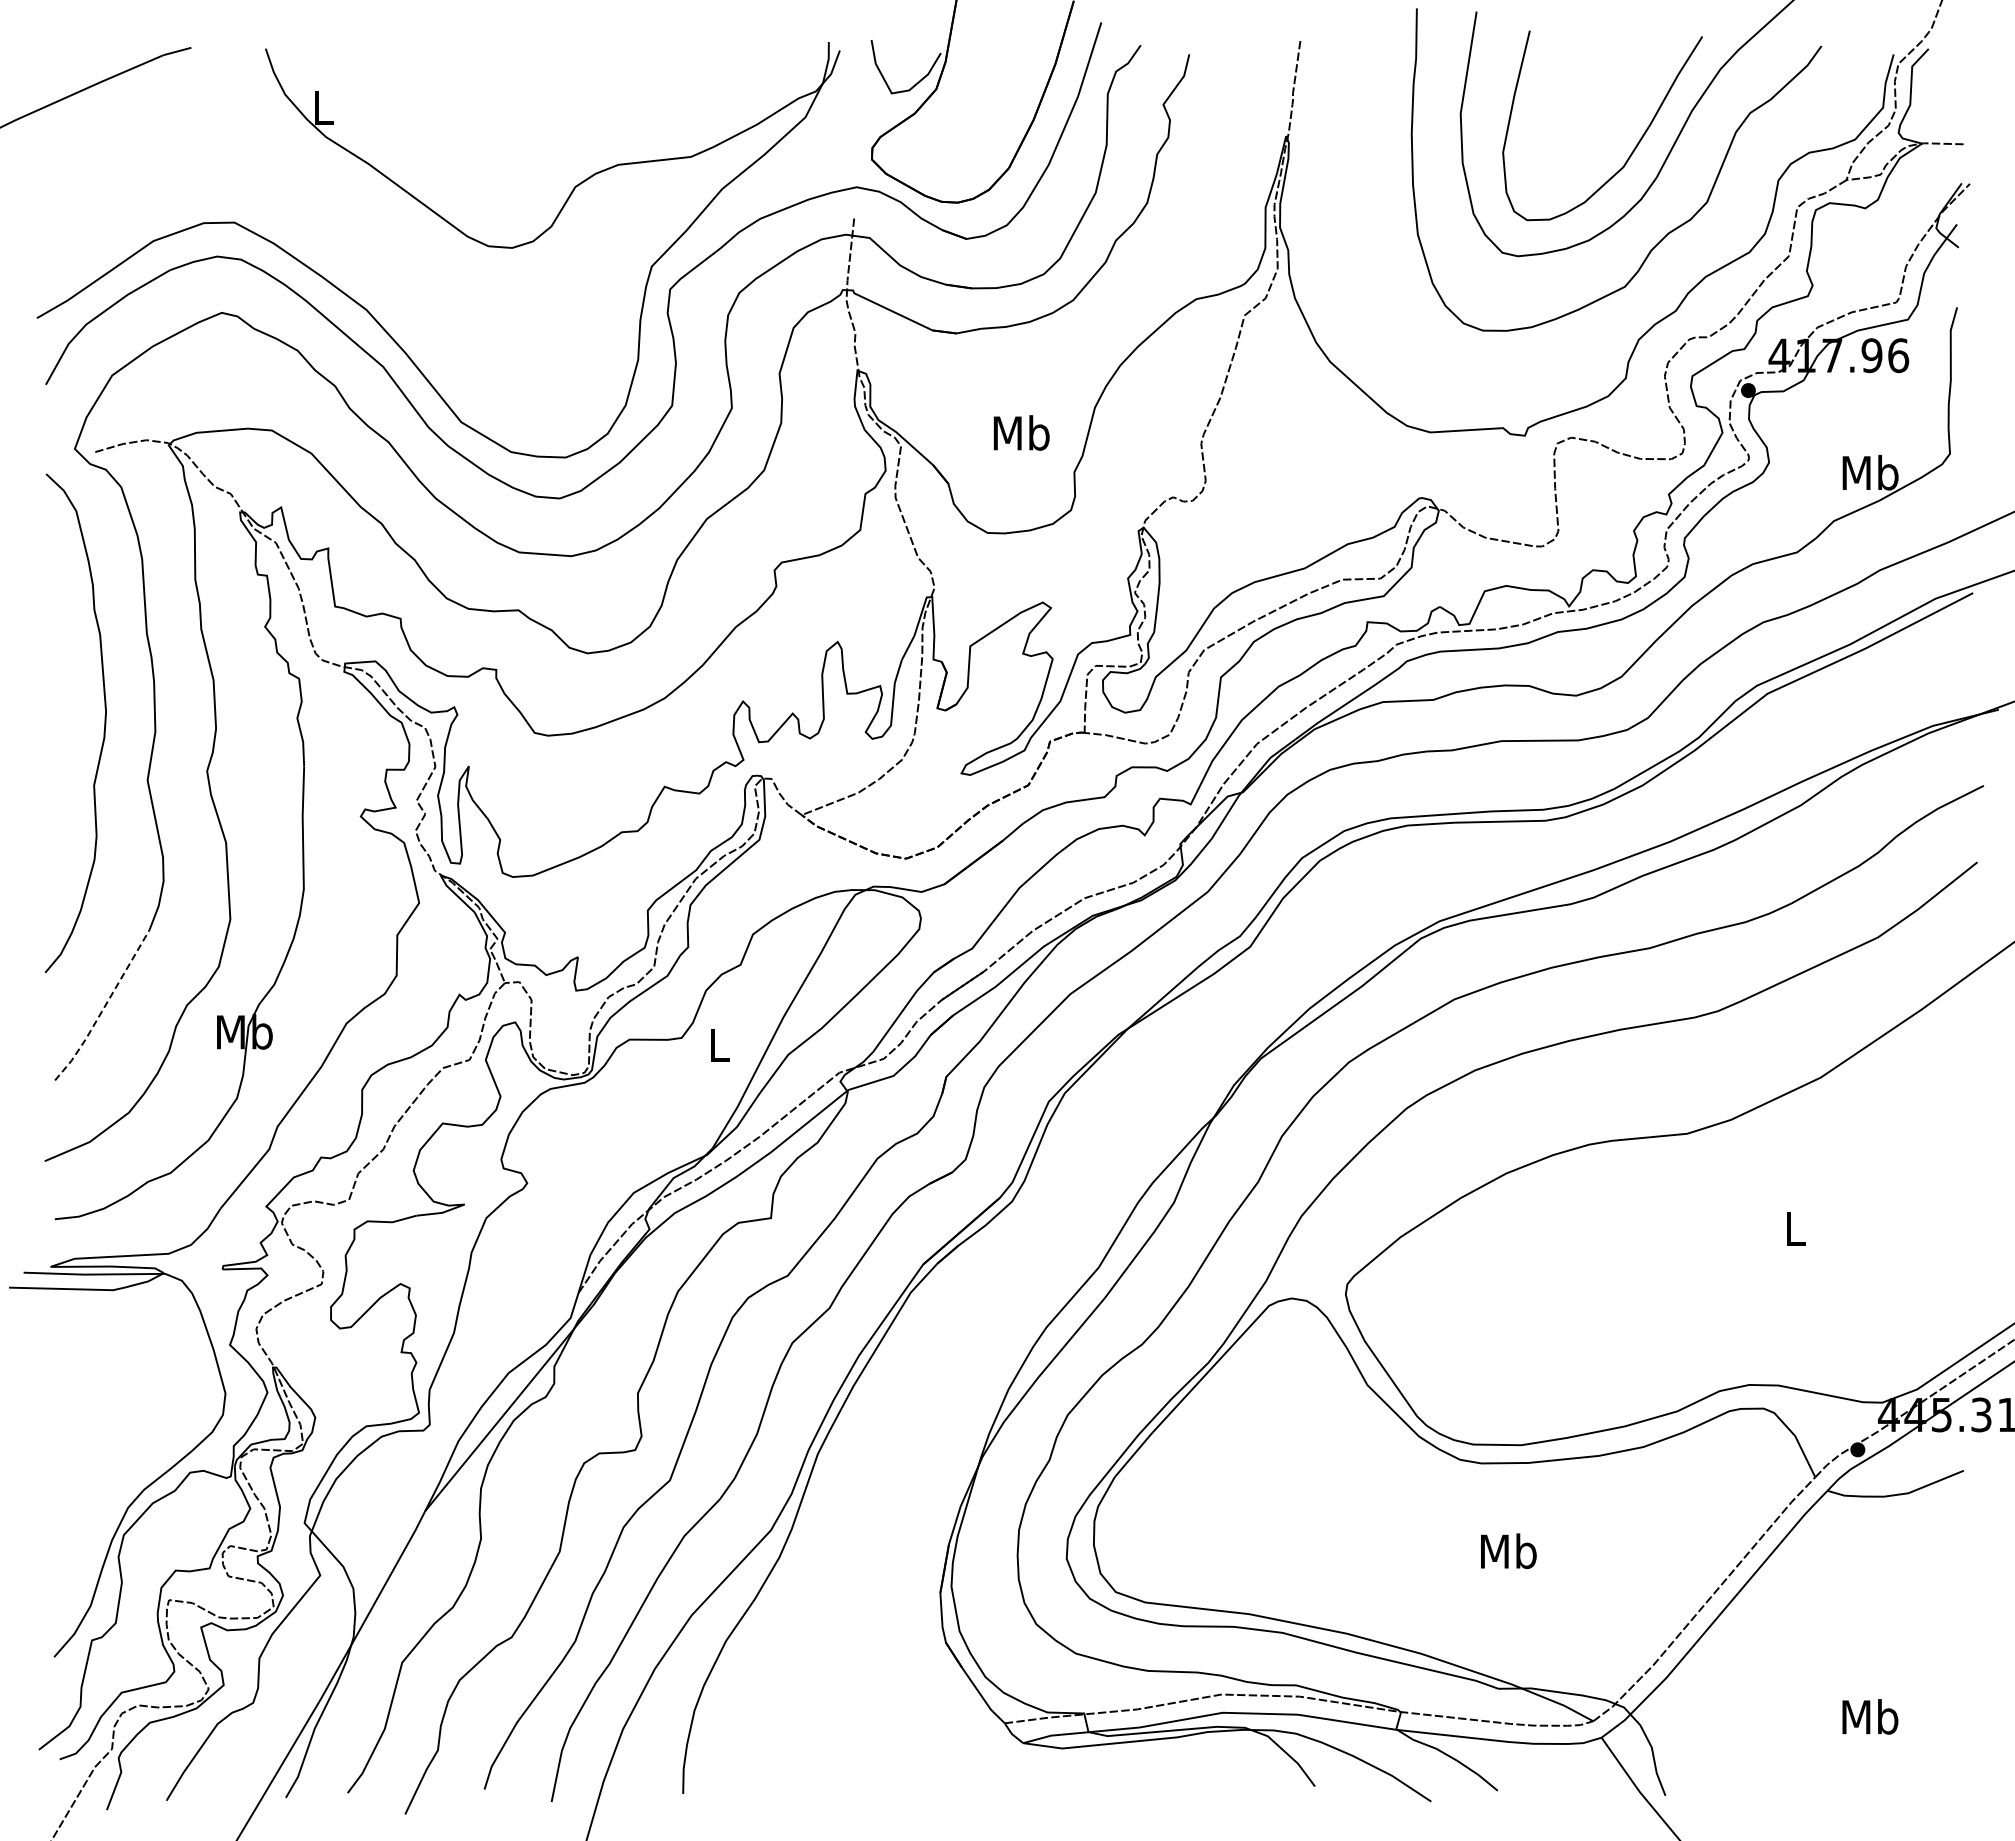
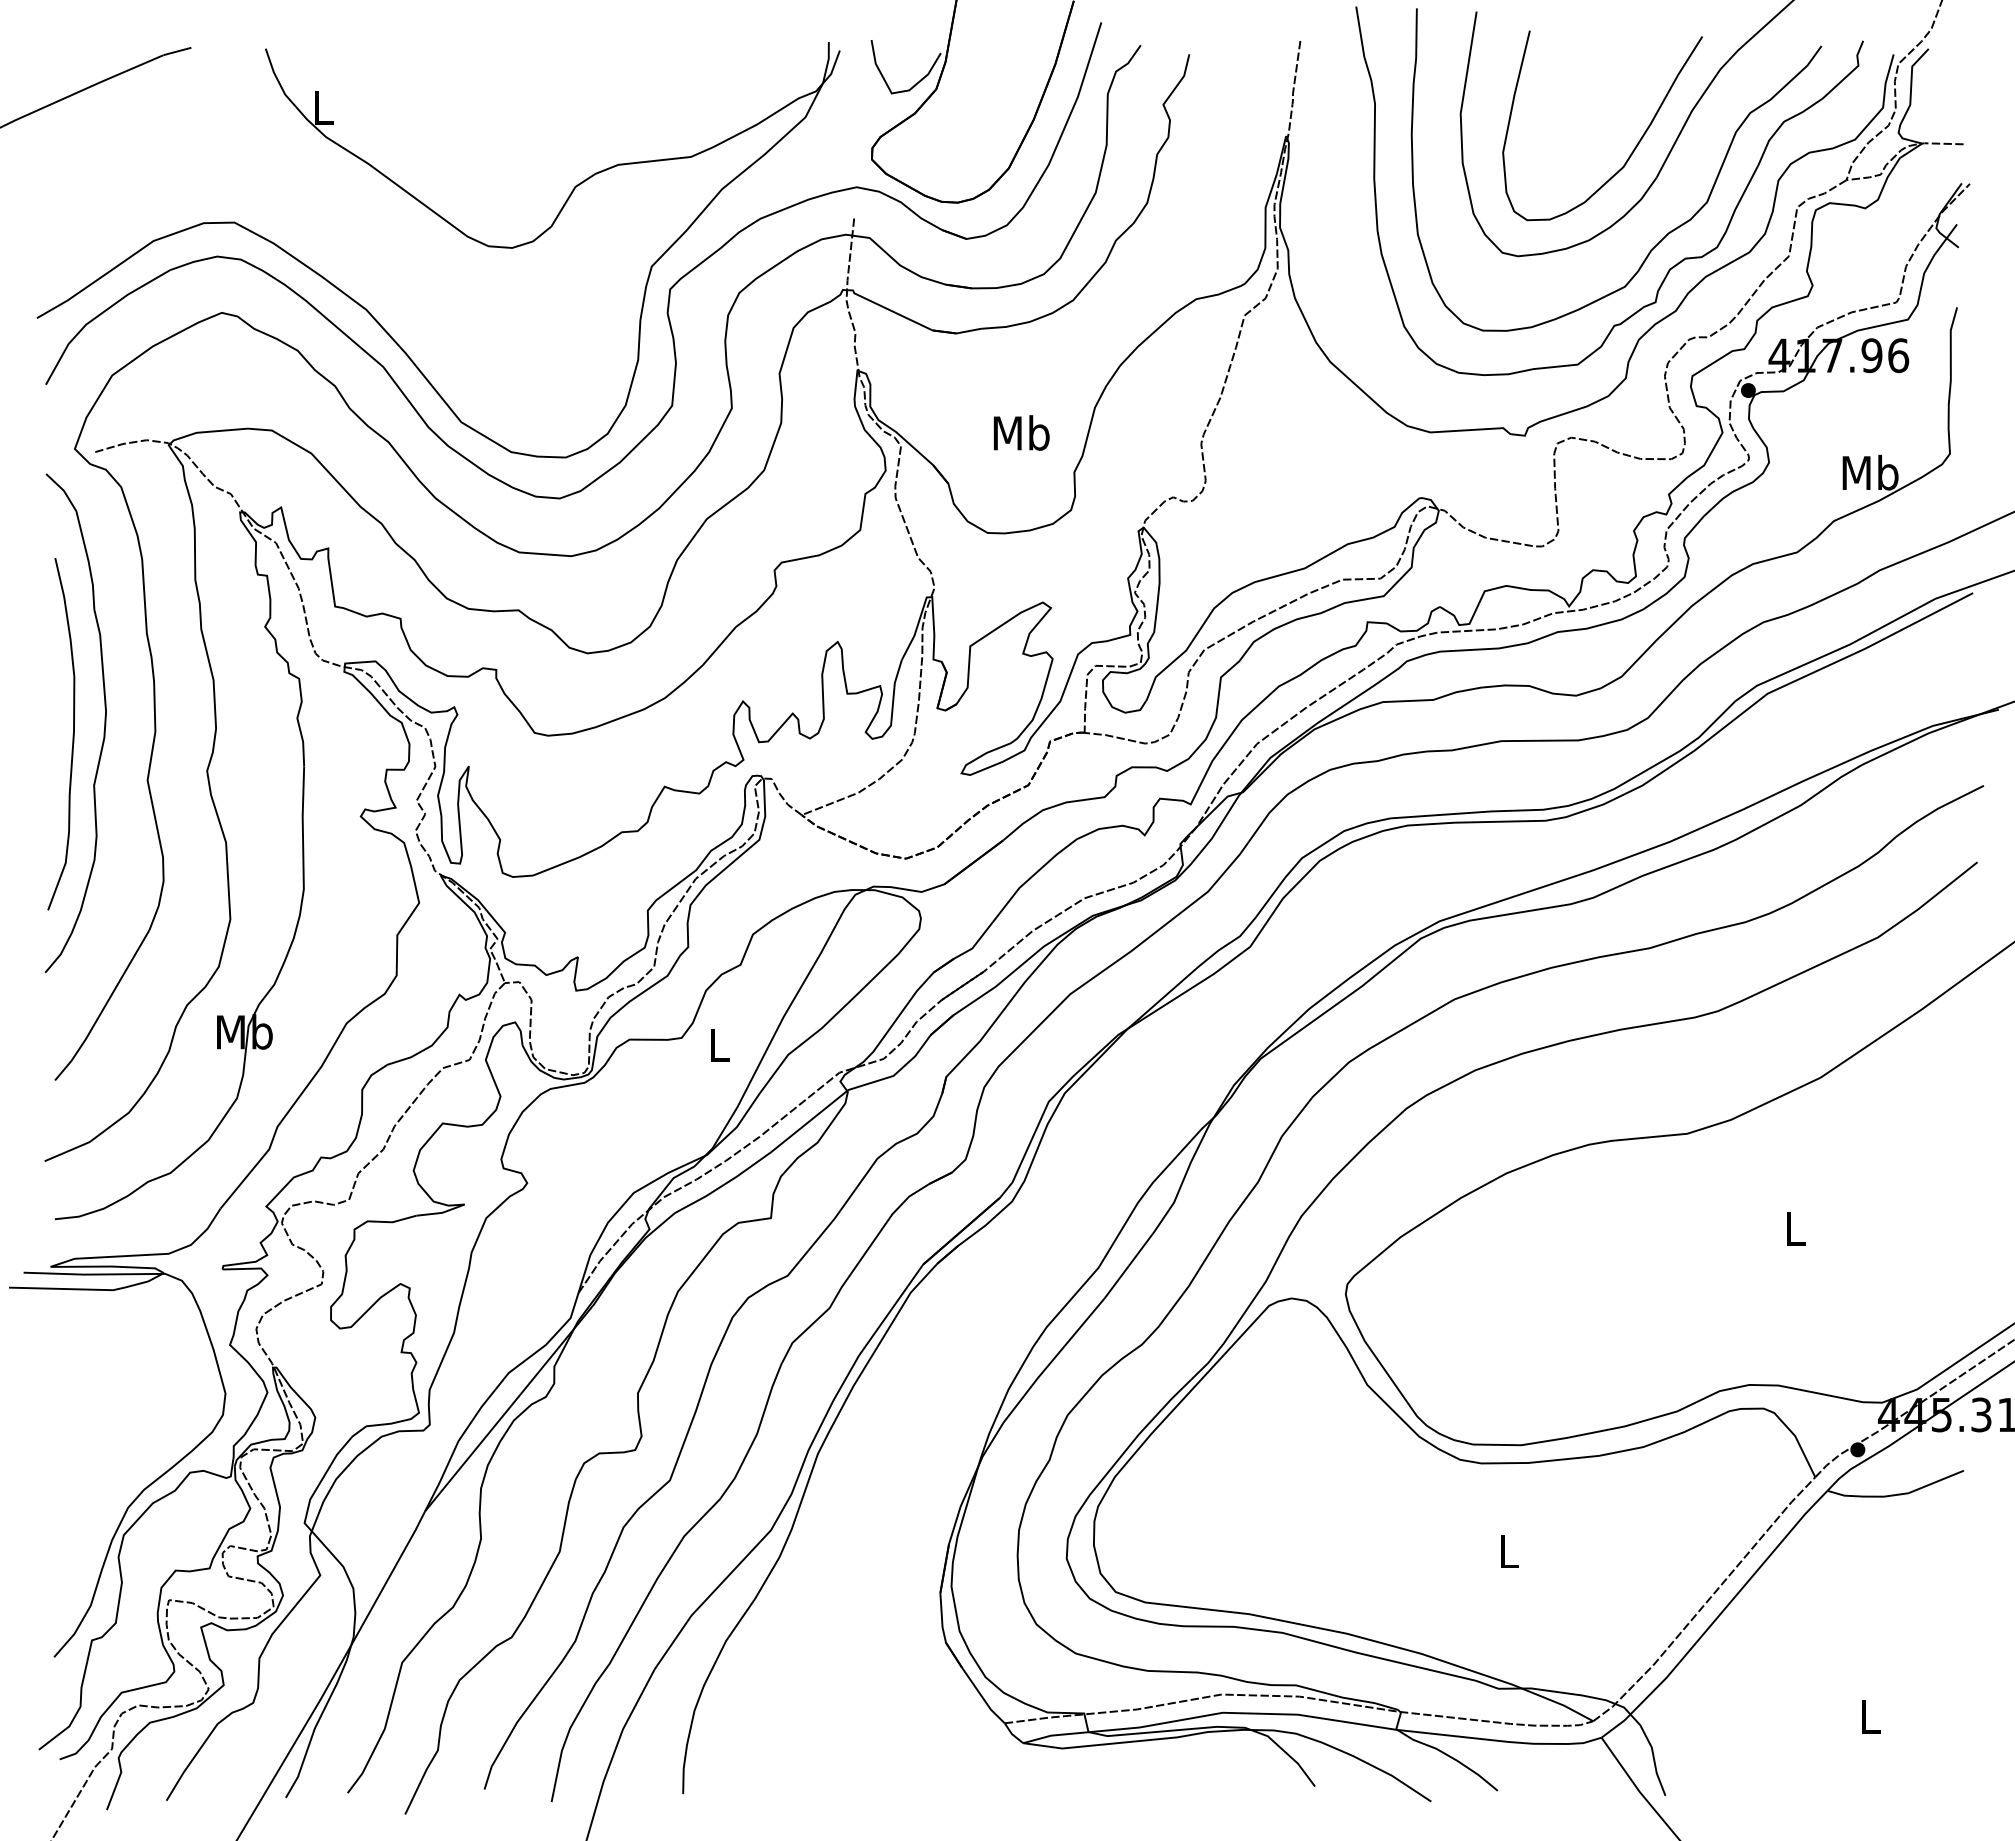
curve: none -> present (1669, 268)
curve: none -> present (72, 734)
line: dashed -> solid (104, 1007)
text: Mb -> L (1508, 1551)
text: Mb -> L (1870, 1716)
